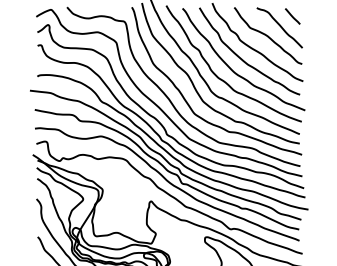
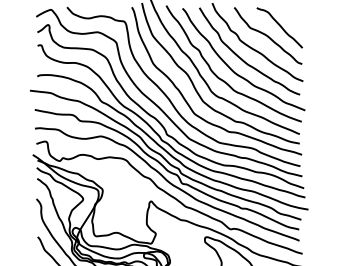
line: present -> none (292, 16)
